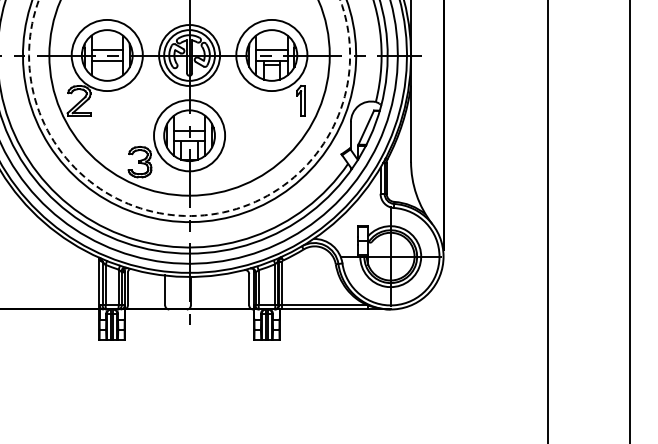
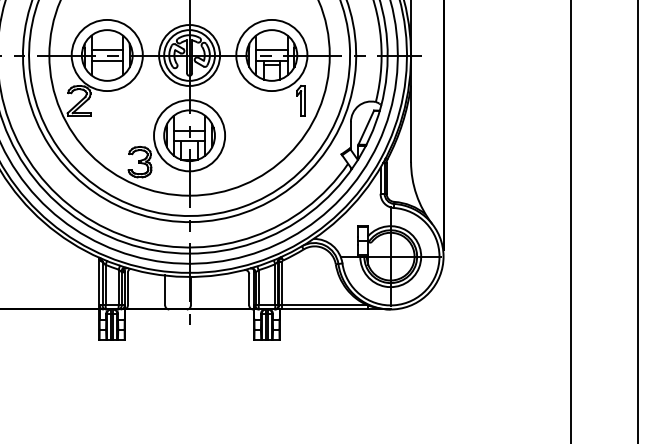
arc: dashed -> solid (192, 215)
line position: (547, 221) -> (570, 221) (570, 221)
line position: (630, 221) -> (638, 221) (638, 221)
